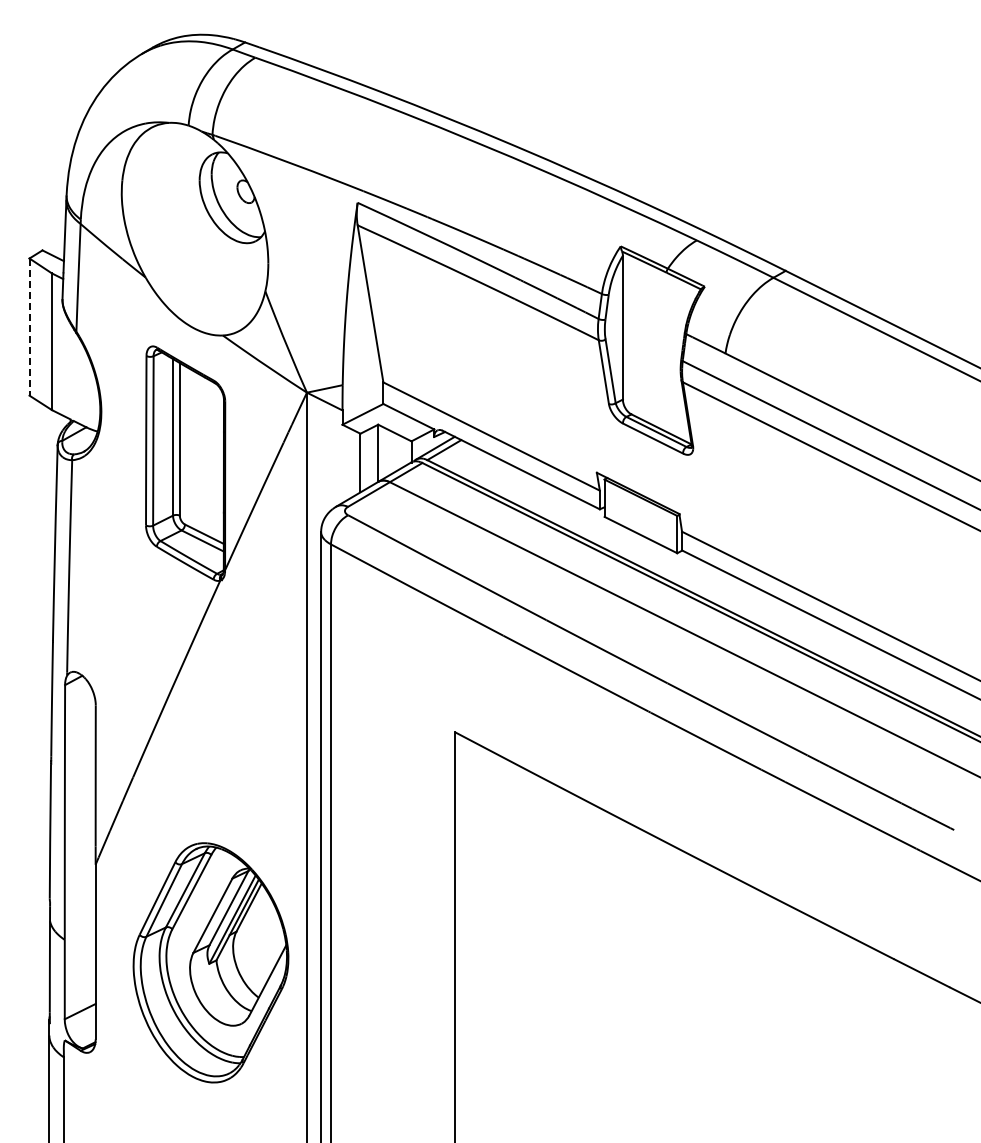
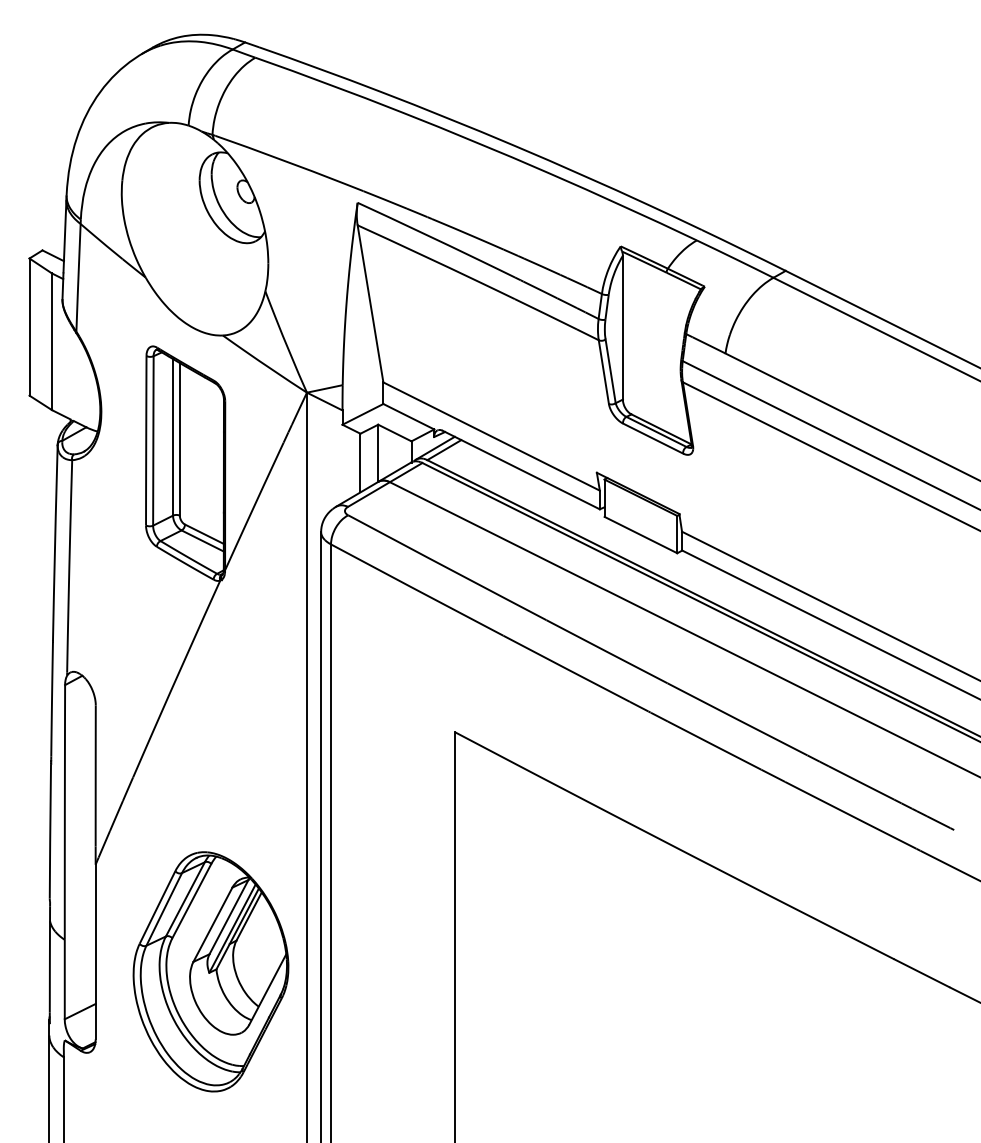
line: dashed -> solid (29, 327)
part position: (210, 962) -> (210, 971) (210, 971)
